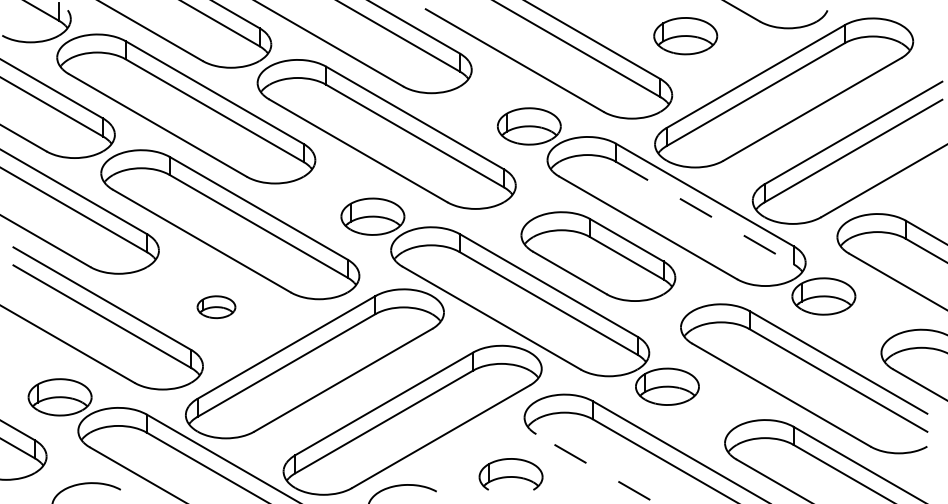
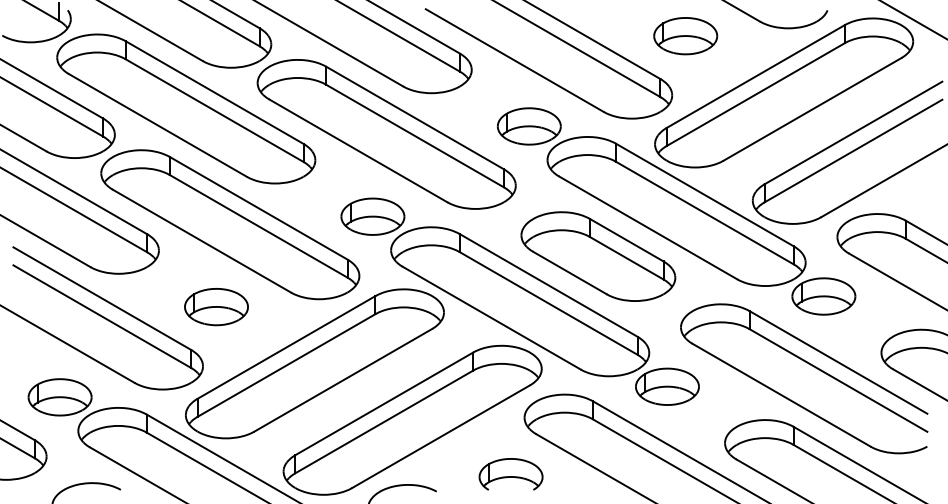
line: none -> present (913, 20)
line: dashed -> solid (705, 213)
part size: 41x25 px -> 65x39 px (216, 307)
line: dashed -> solid (596, 469)
